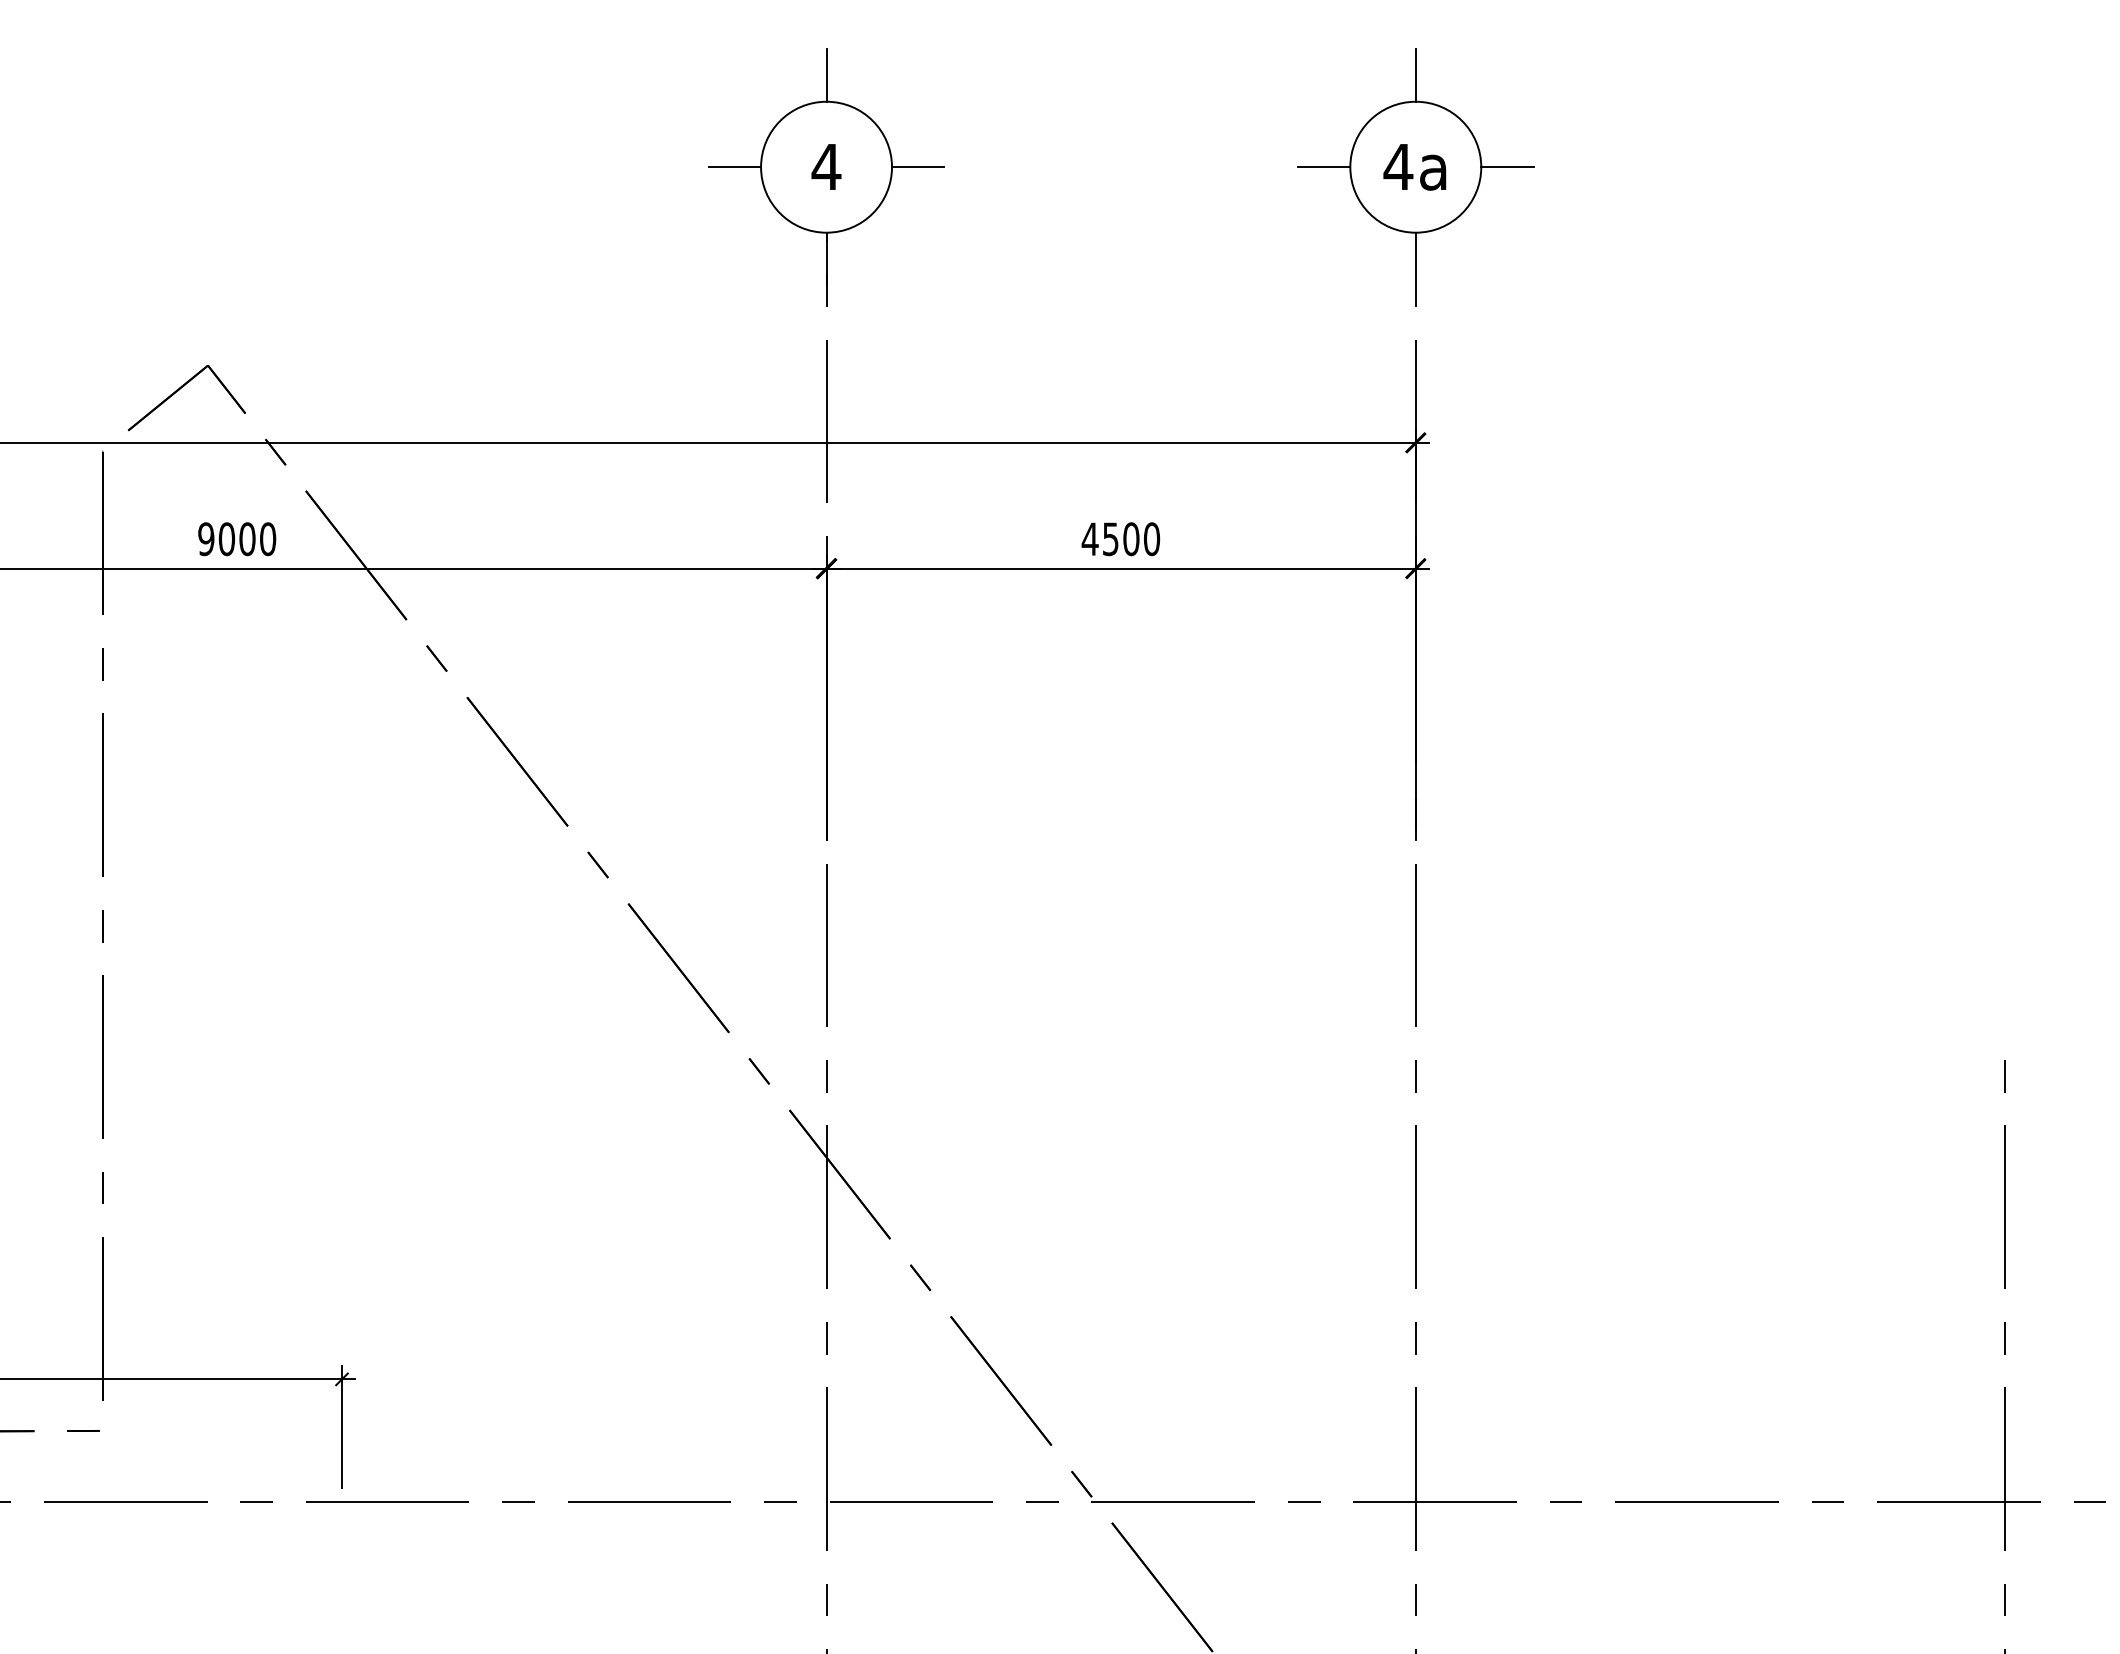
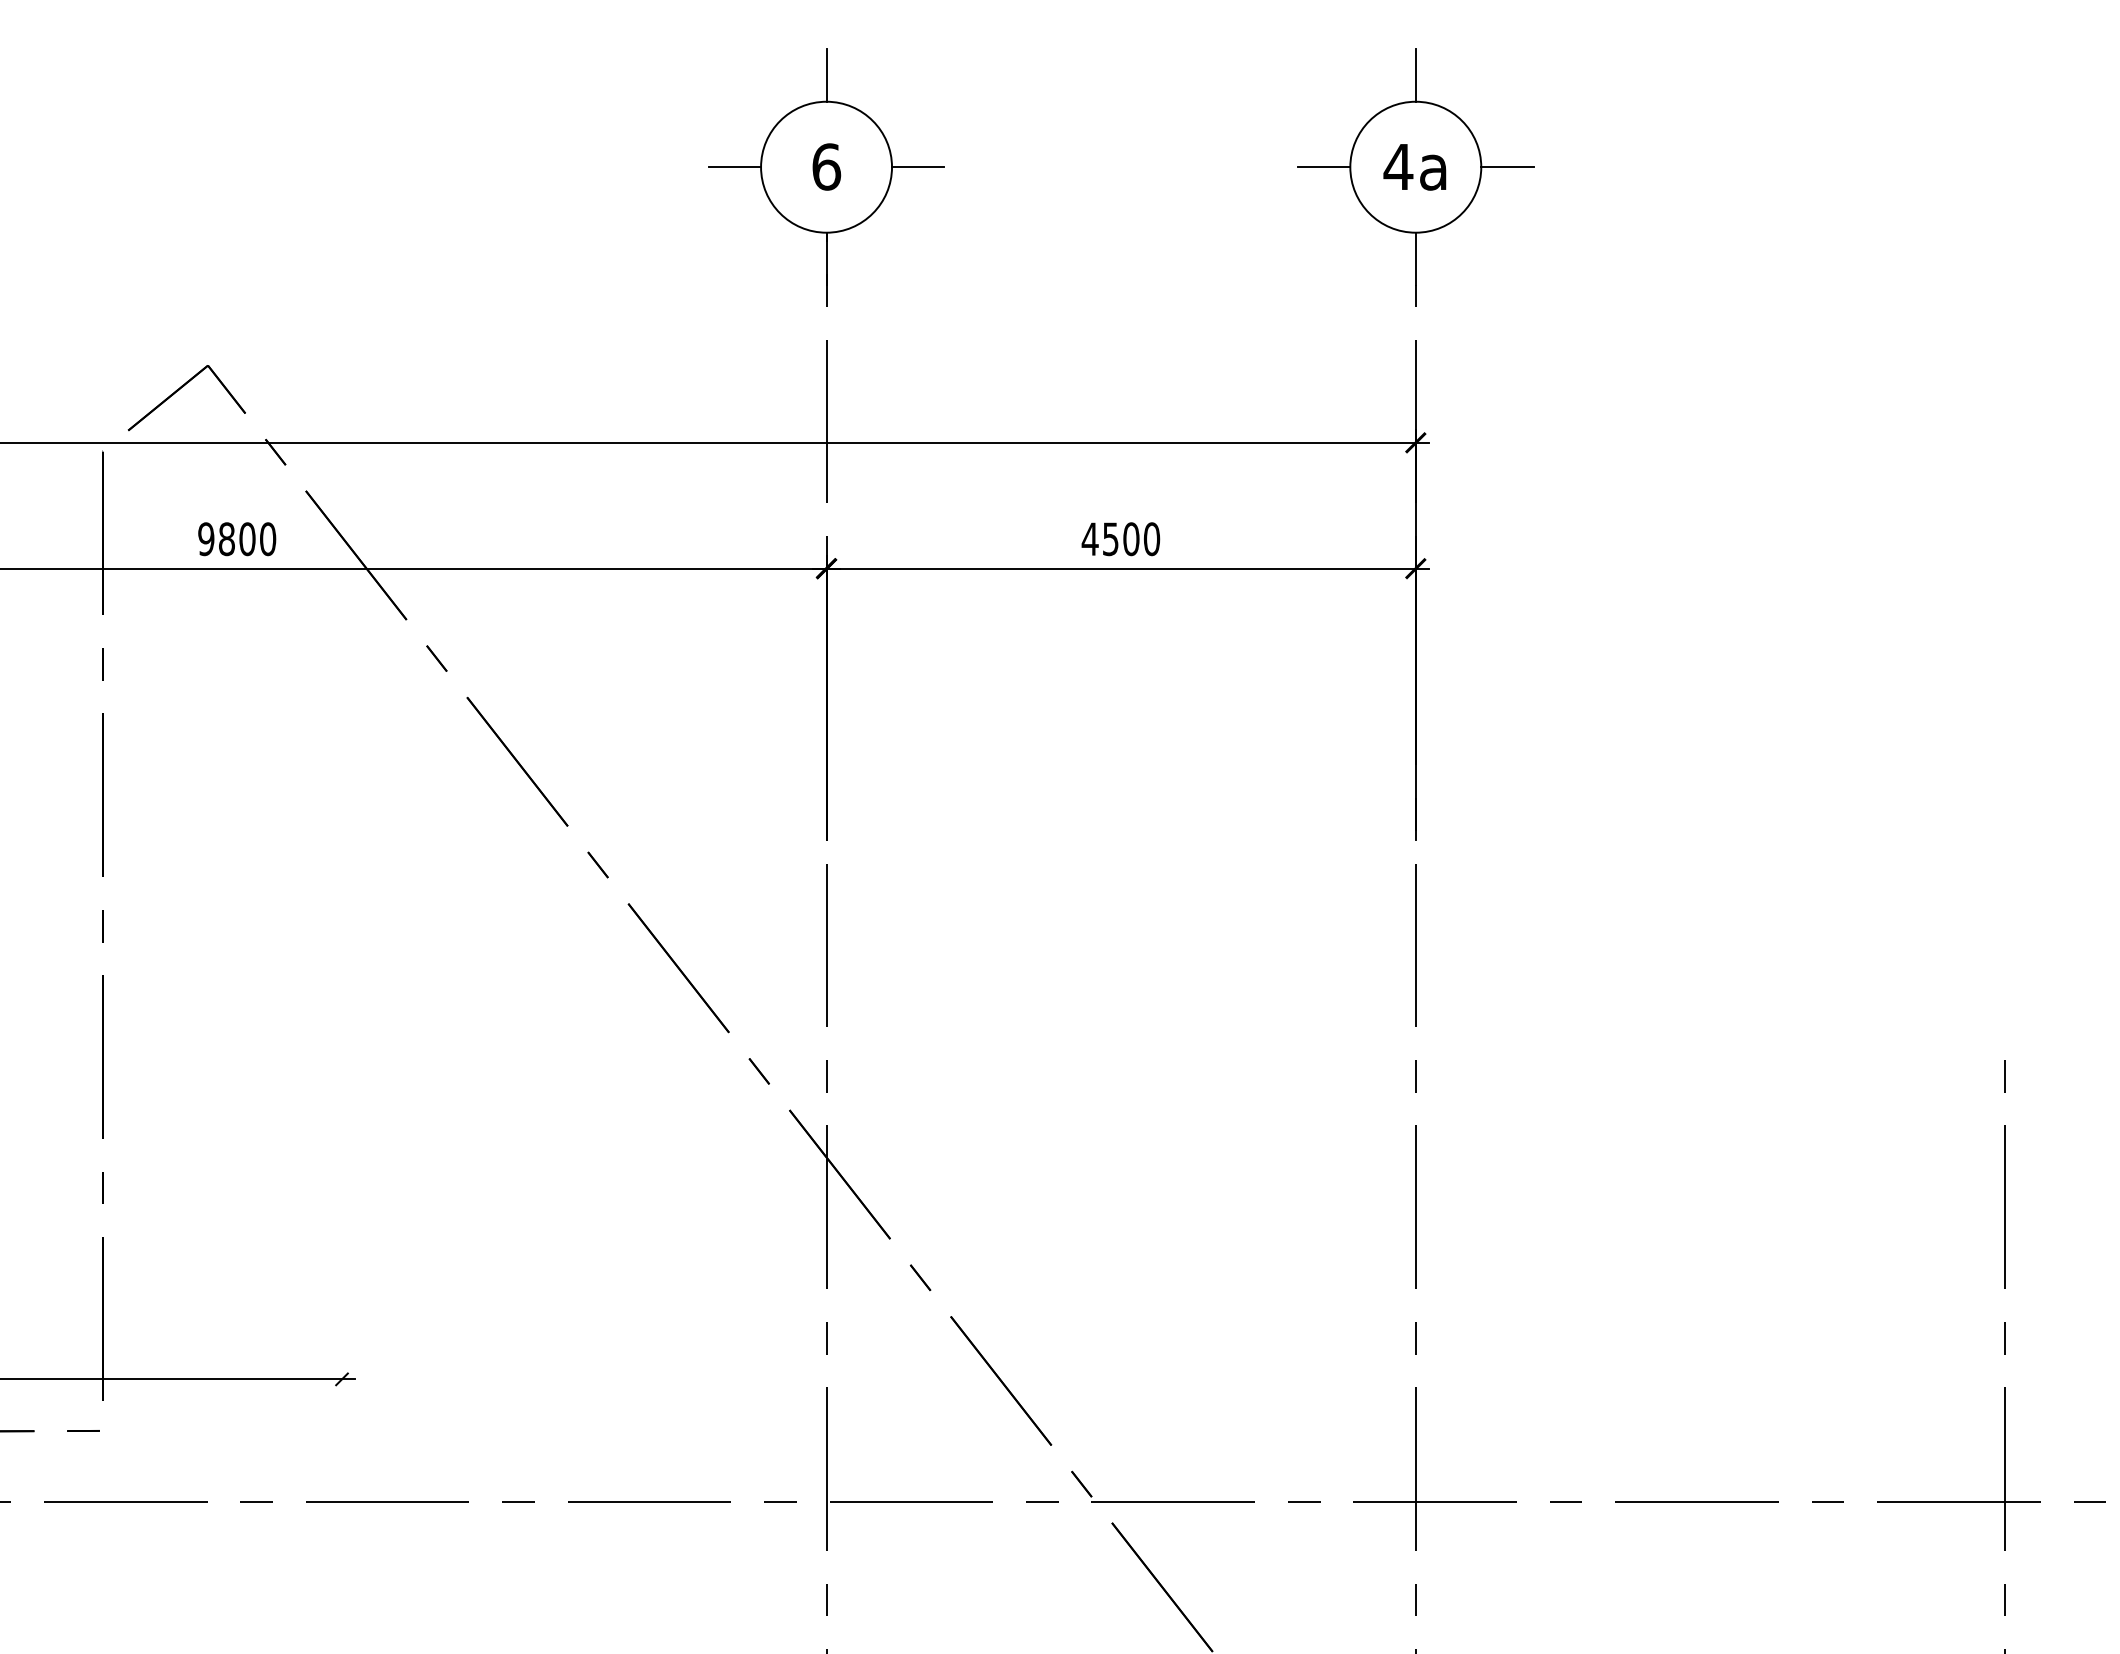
text: 4 -> 6 (826, 166)
text: 9000 -> 9800 (226, 539)
line: present -> none (342, 1427)
